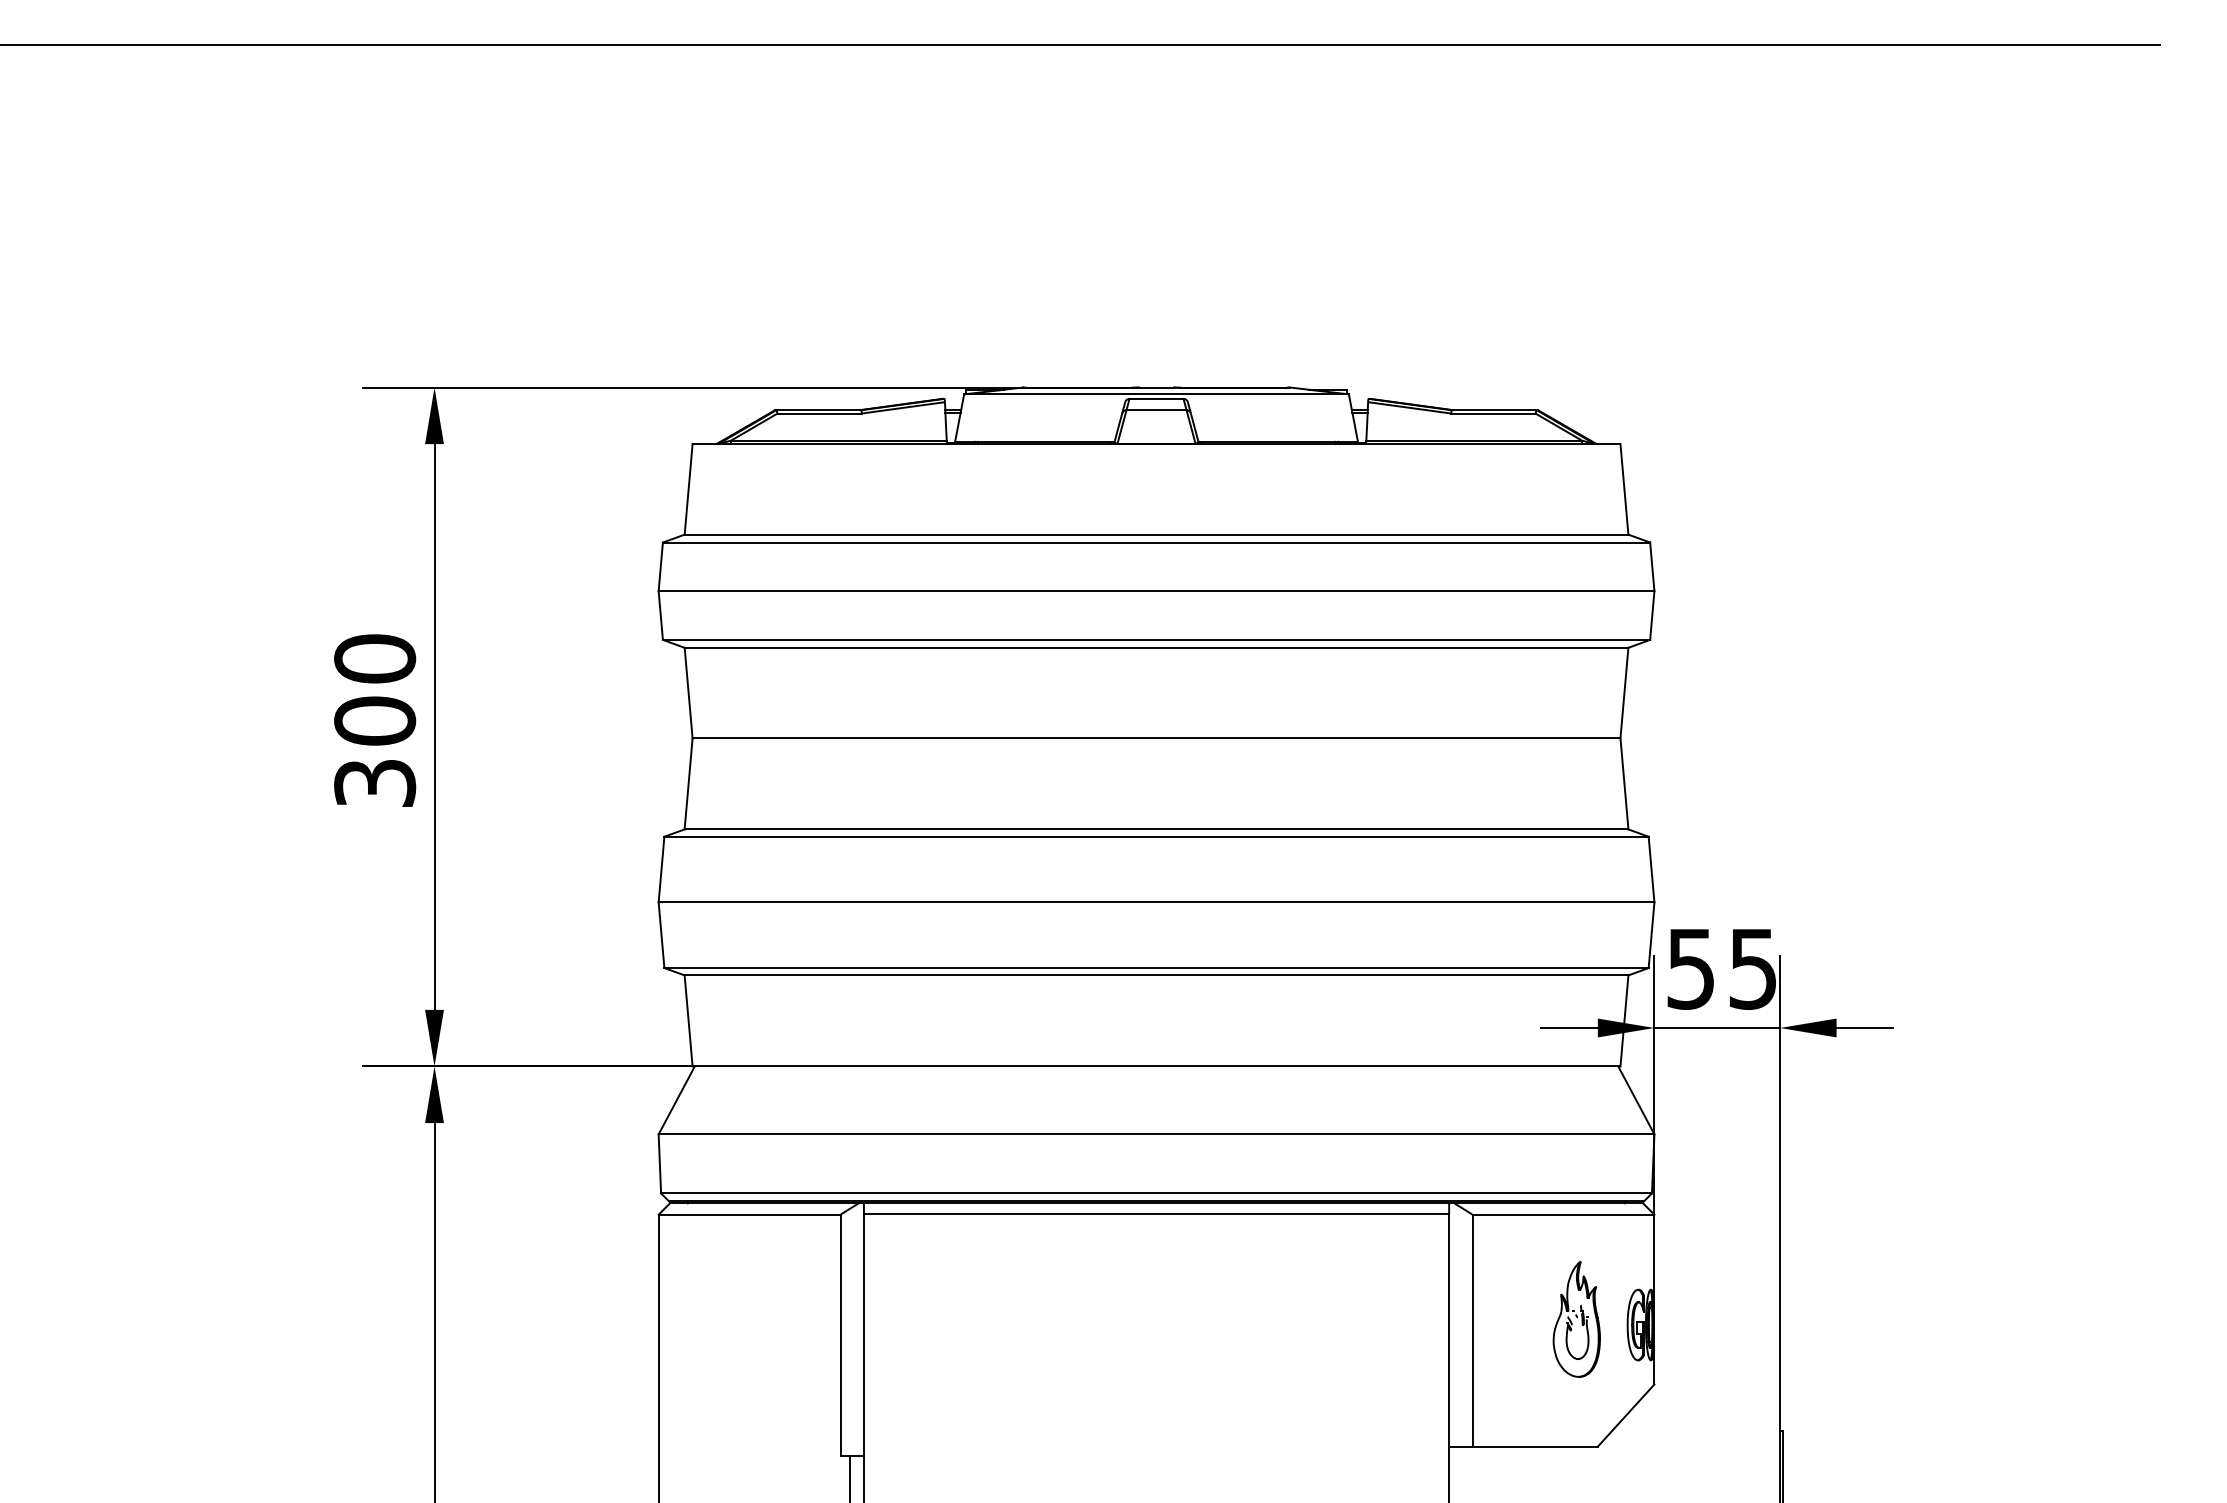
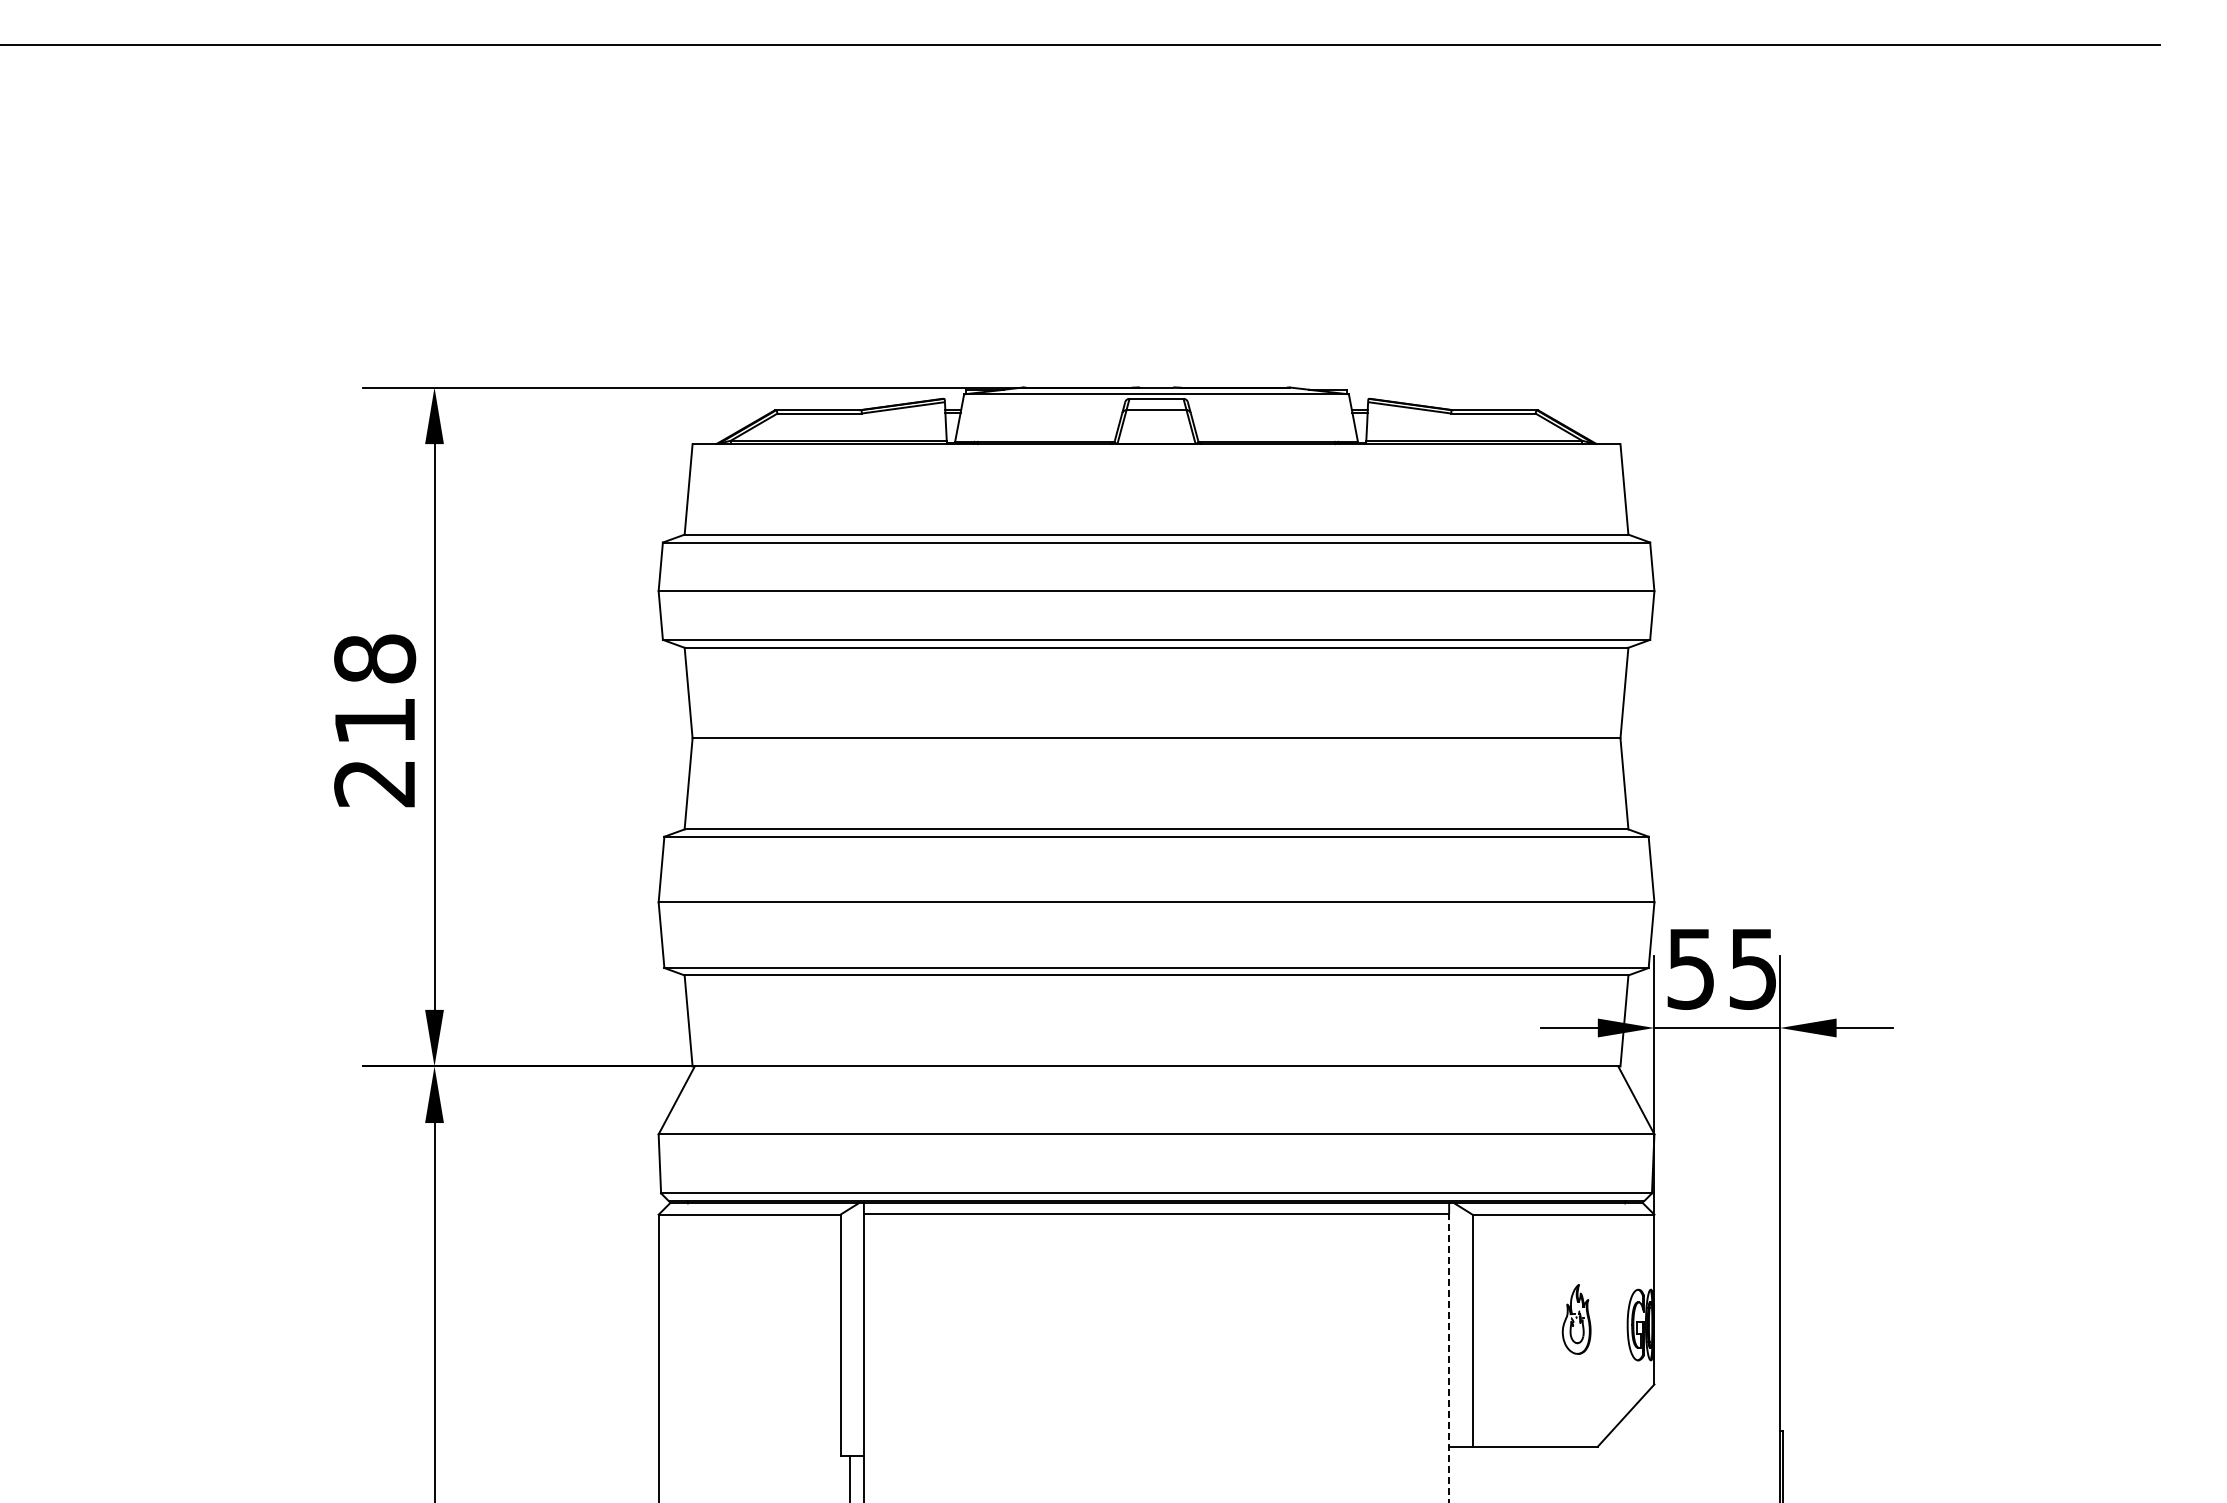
text: 300 -> 218 (375, 720)
part size: 49x117 px -> 31x71 px (1576, 1319)
line: solid -> dashed (1449, 1357)
